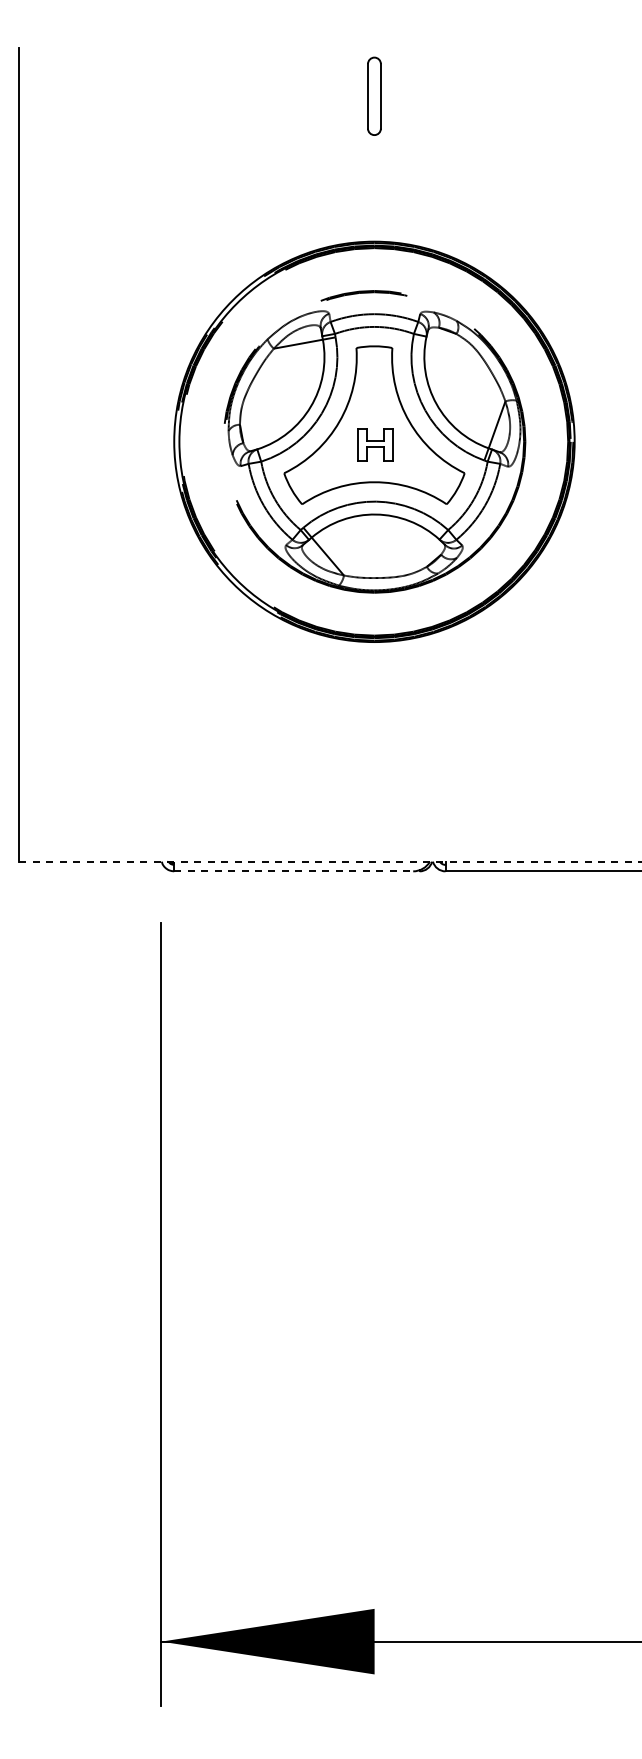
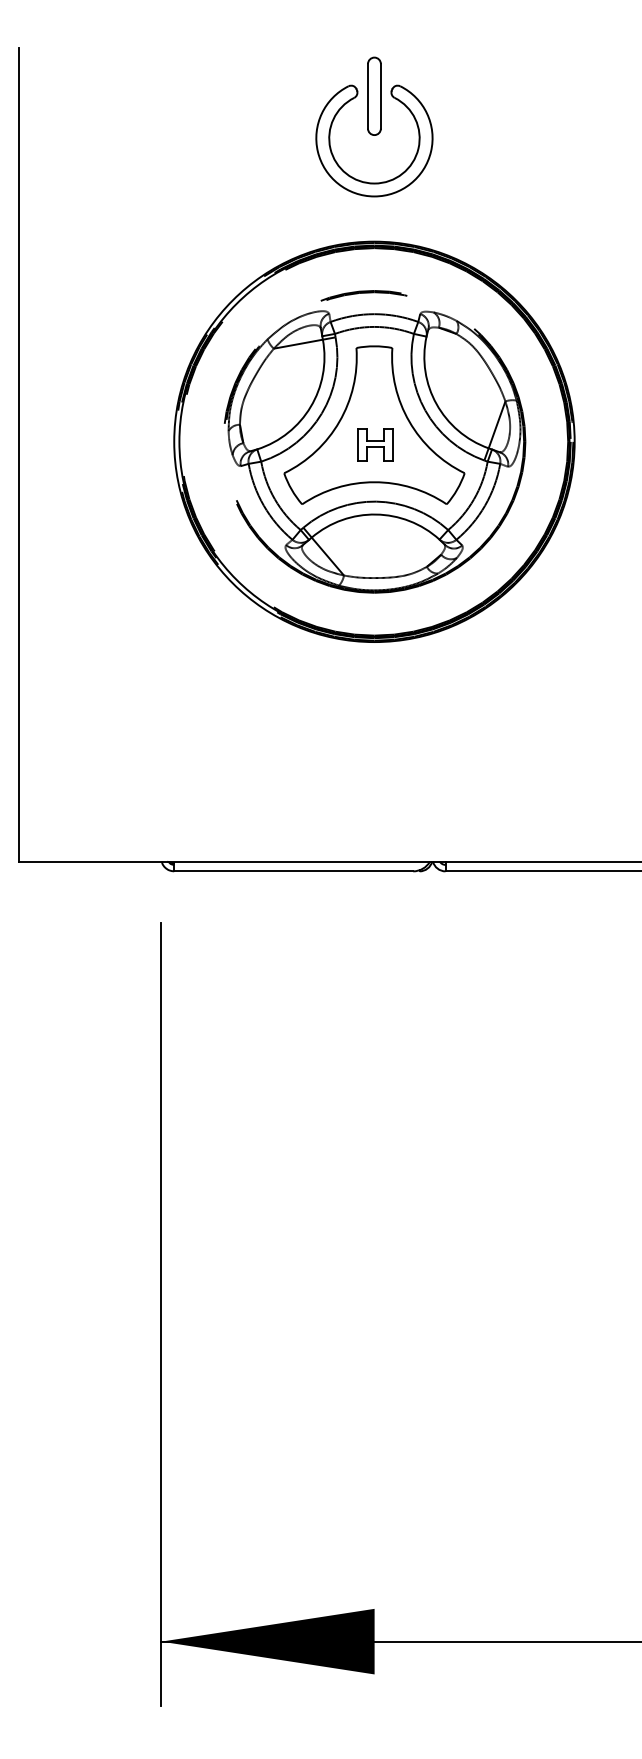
part: none -> present (366, 181)
line: dashed -> solid (330, 861)
line: dashed -> solid (294, 871)
